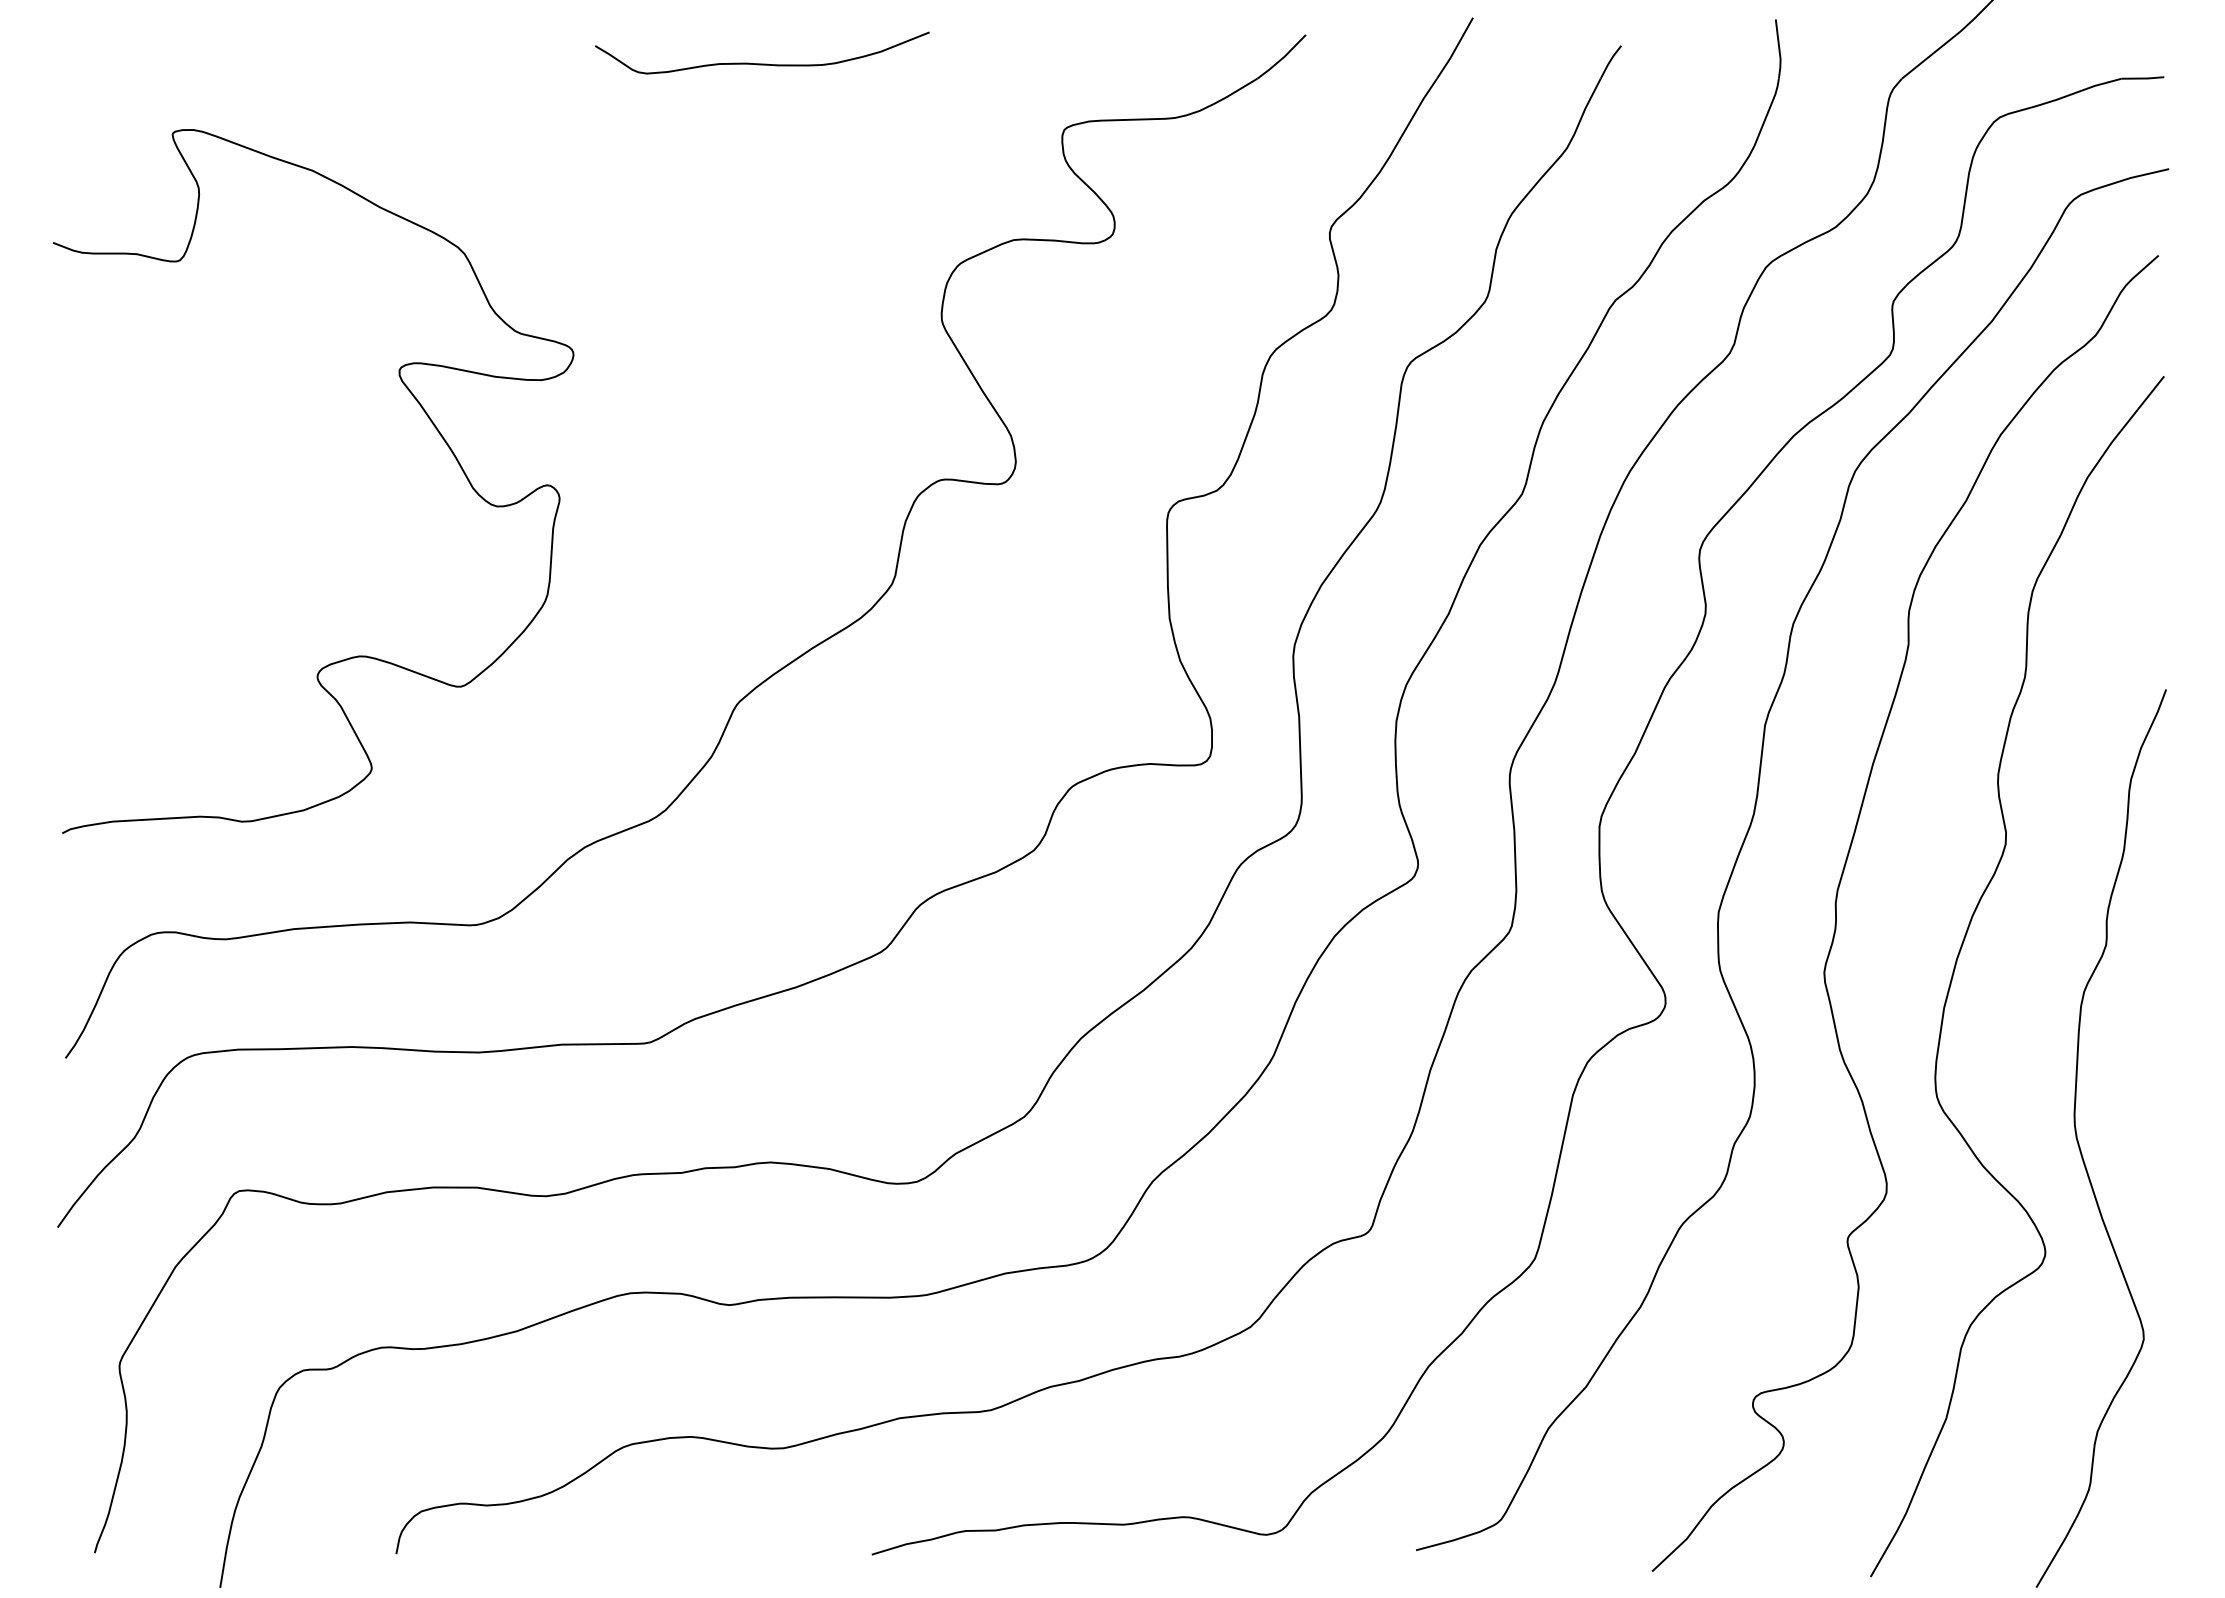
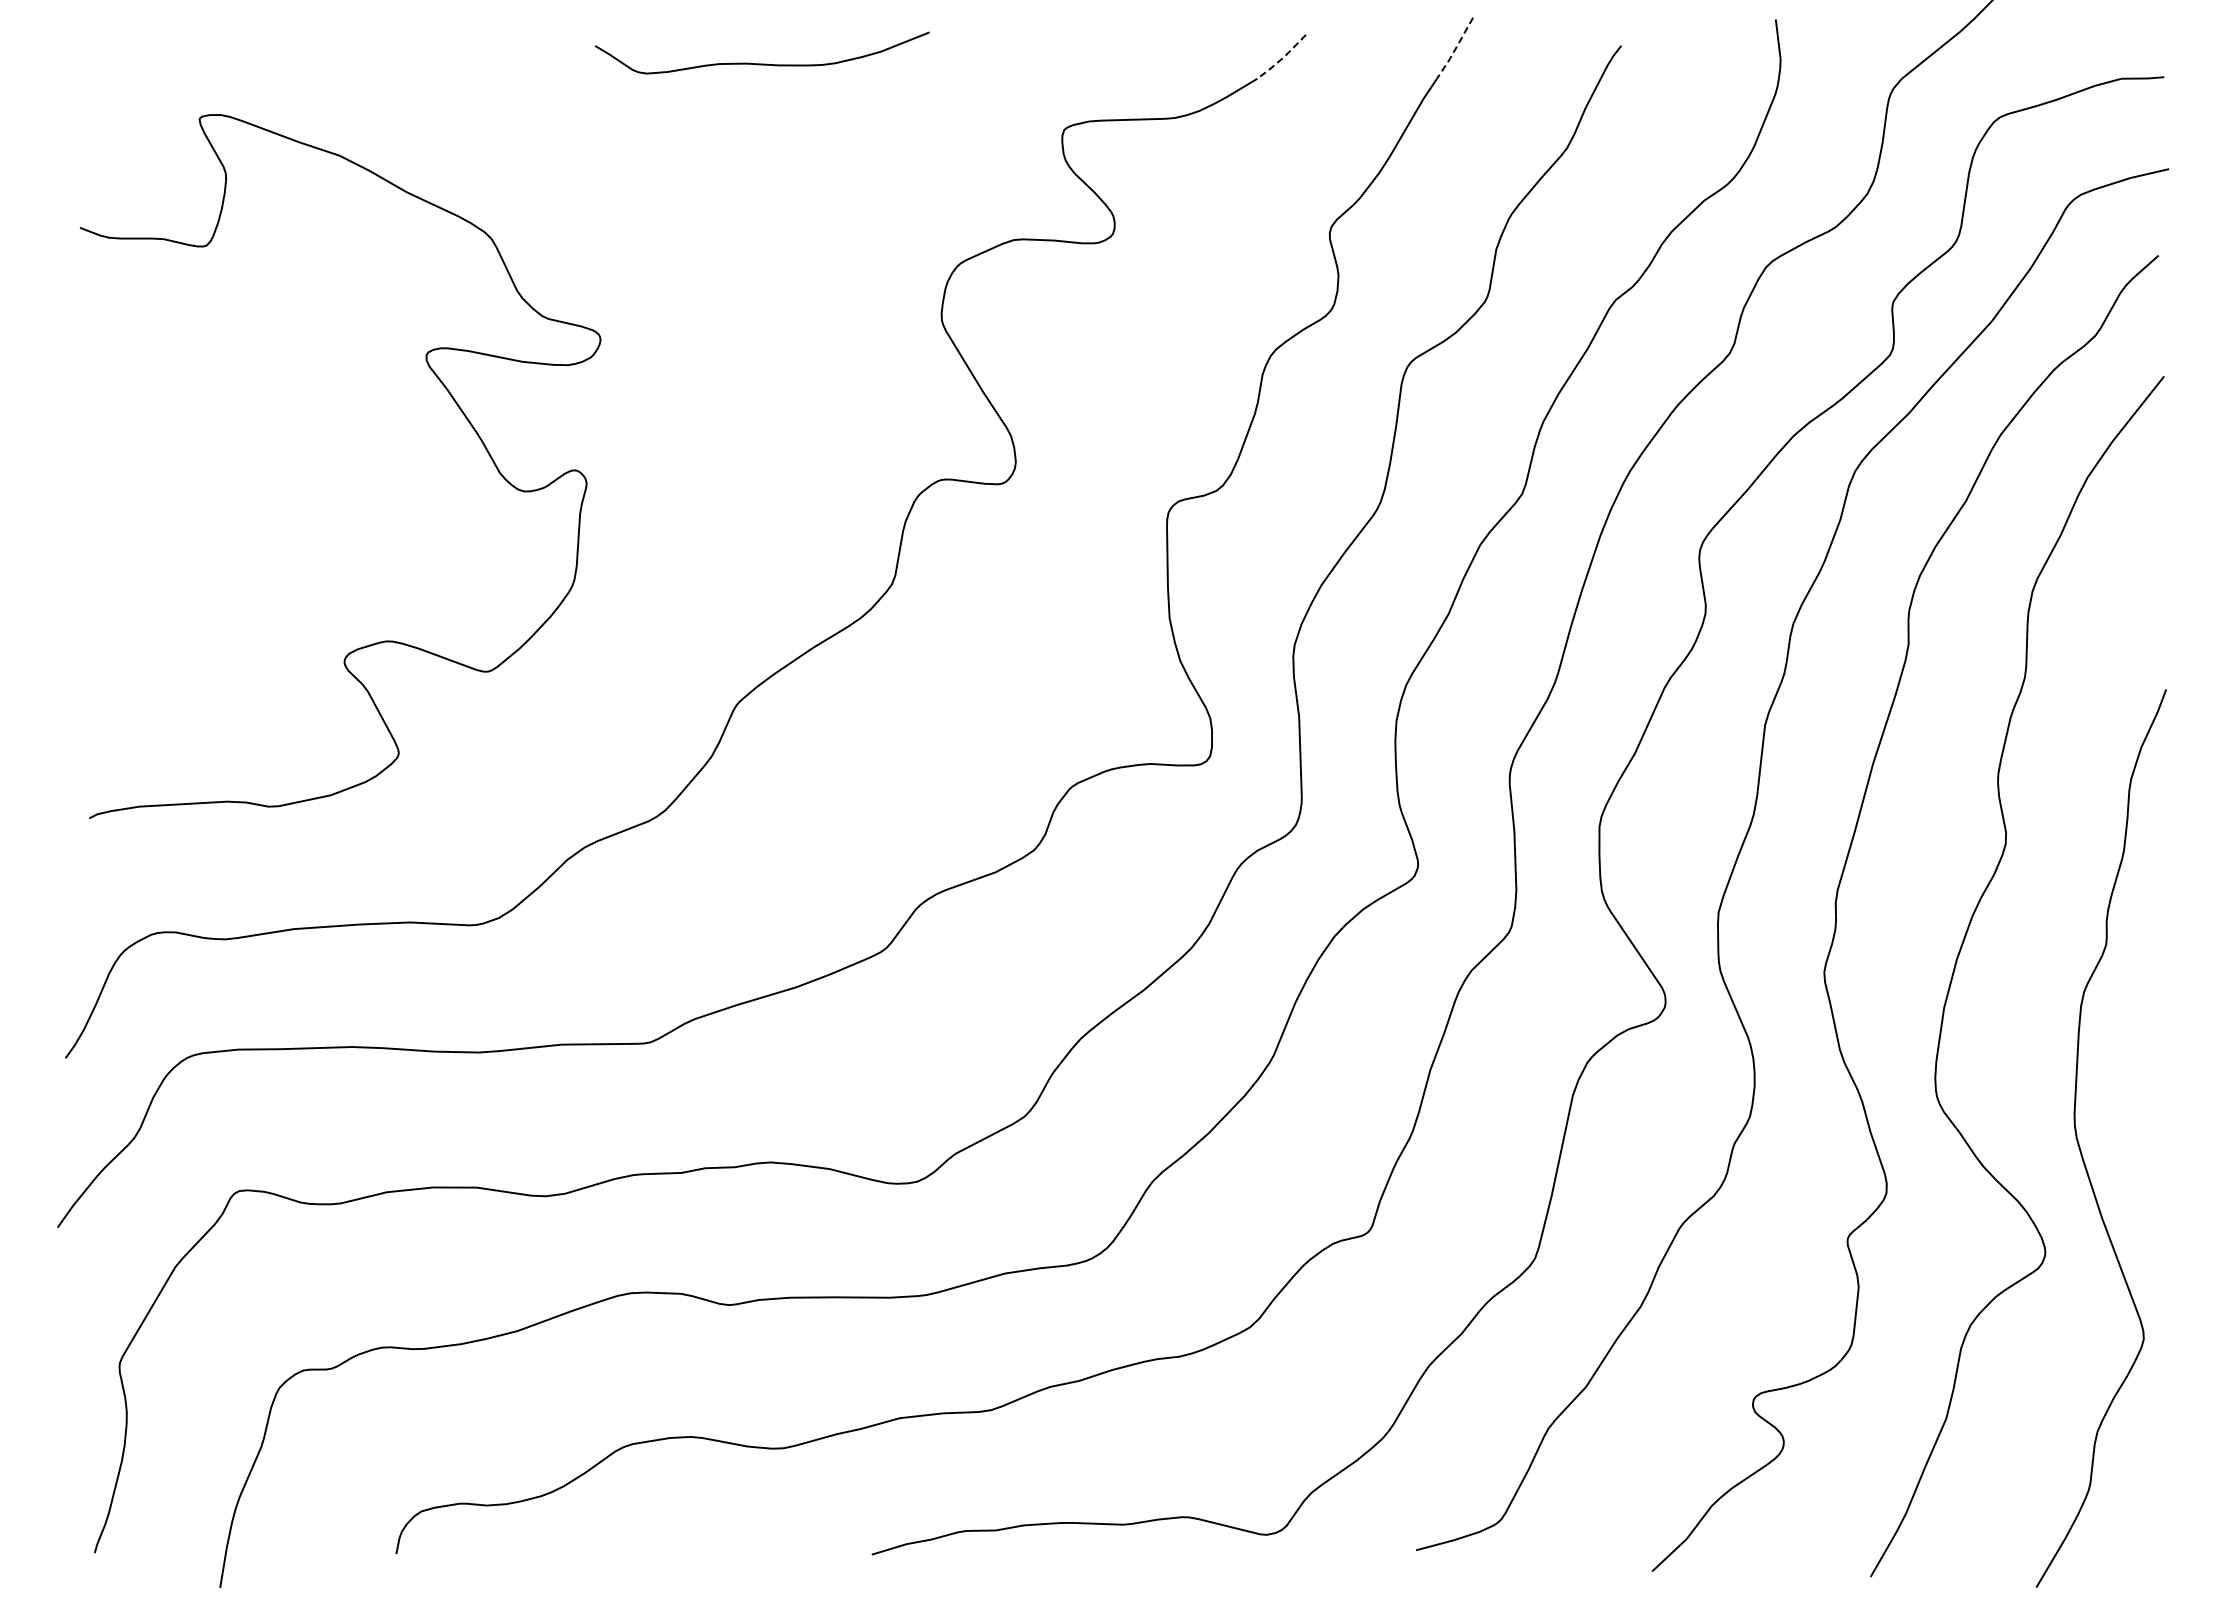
line: solid -> dashed (1455, 49)
line: solid -> dashed (1282, 58)
curve position: (421, 408) -> (448, 393) (448, 393)
